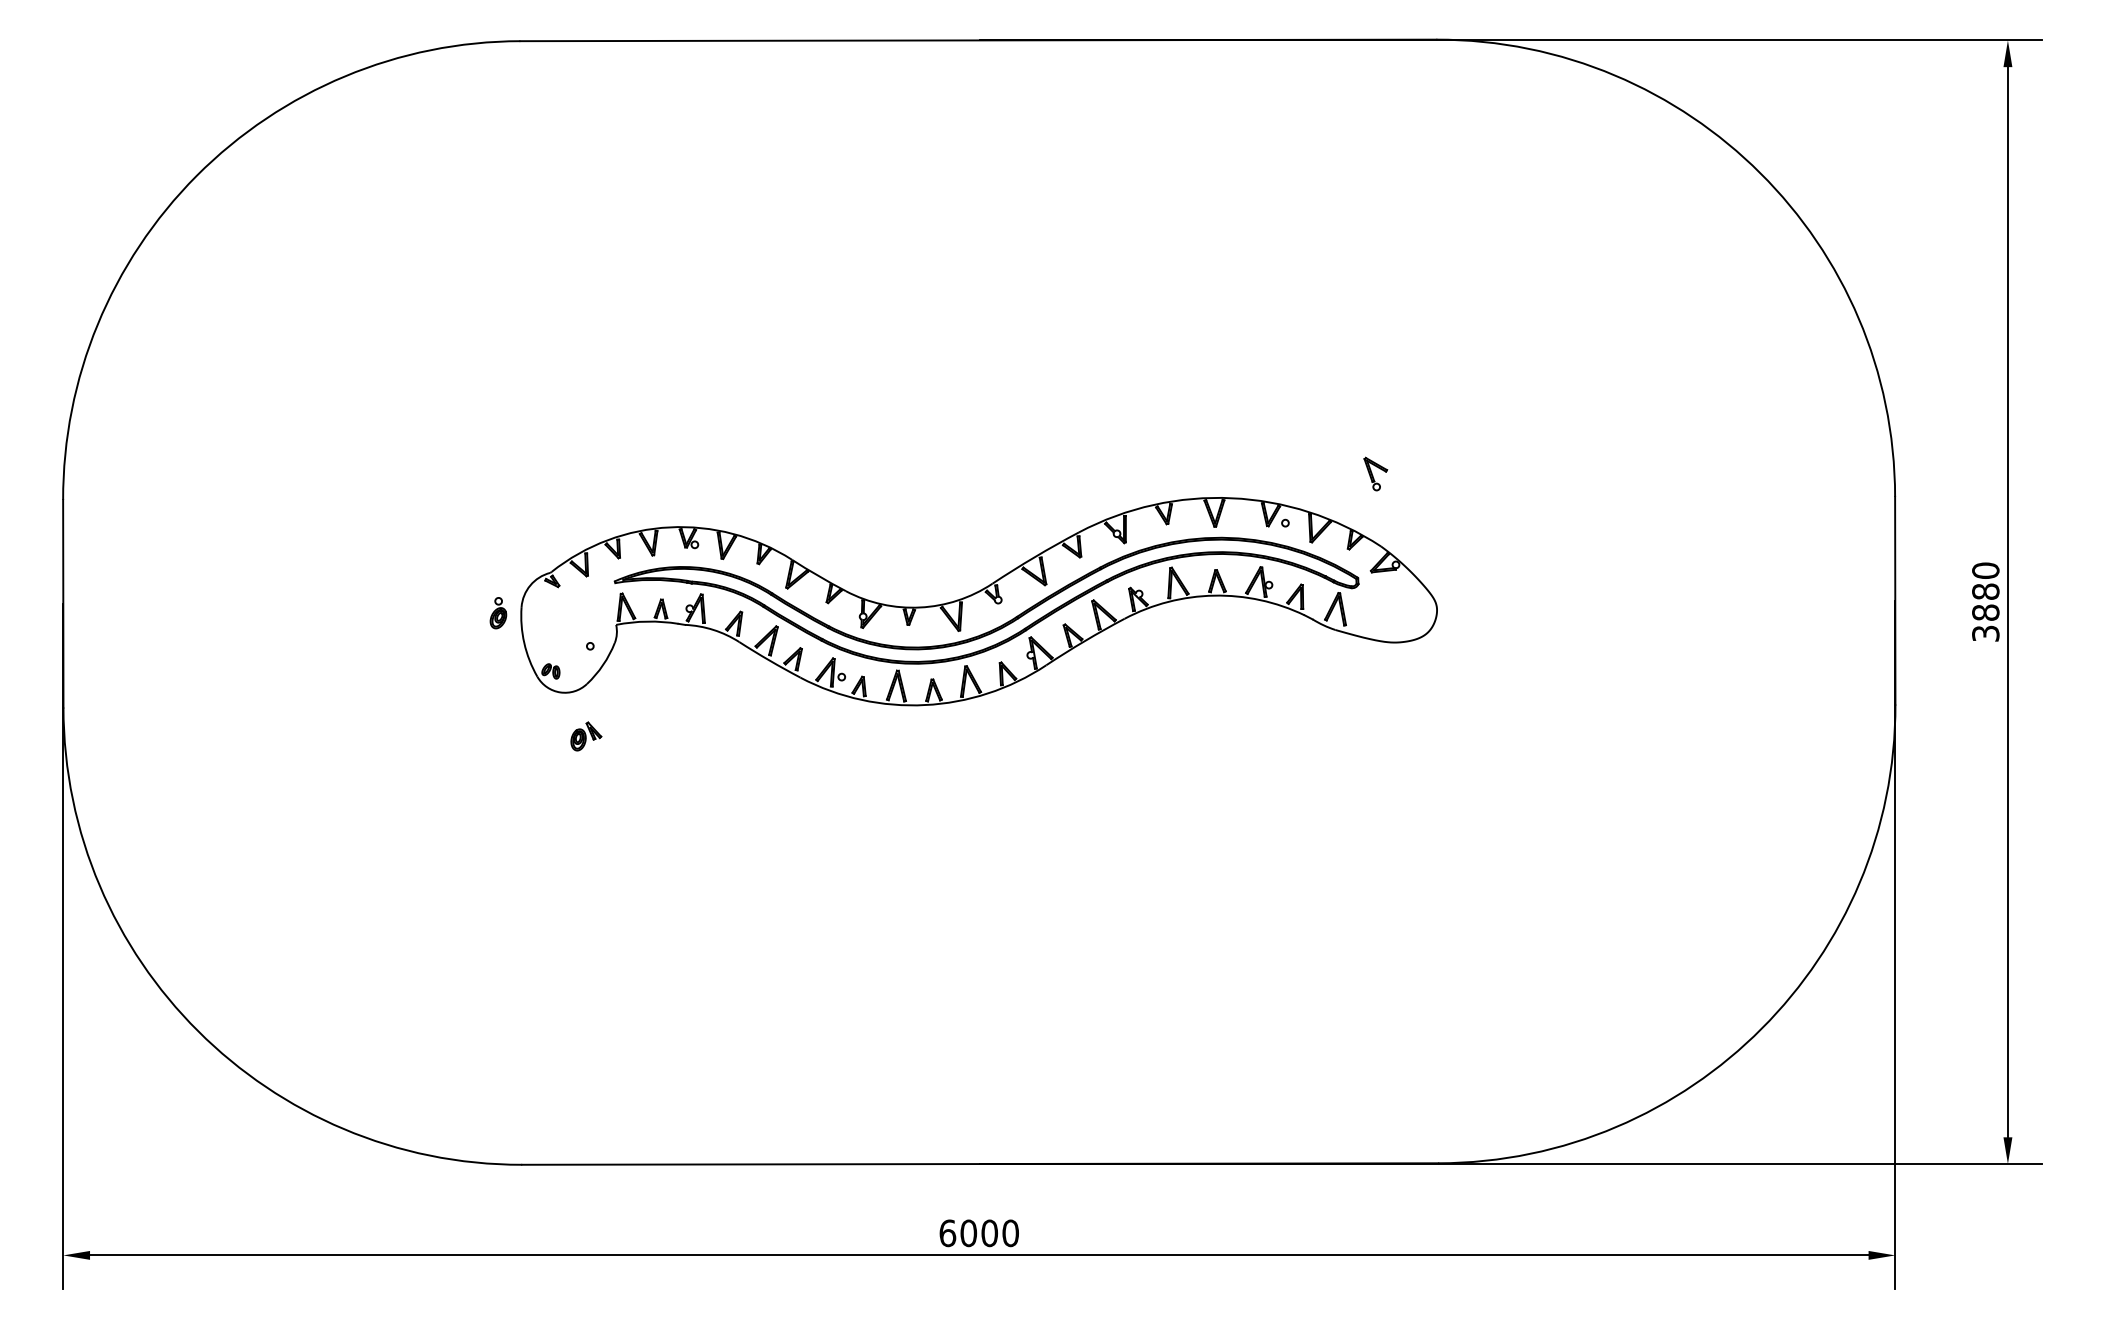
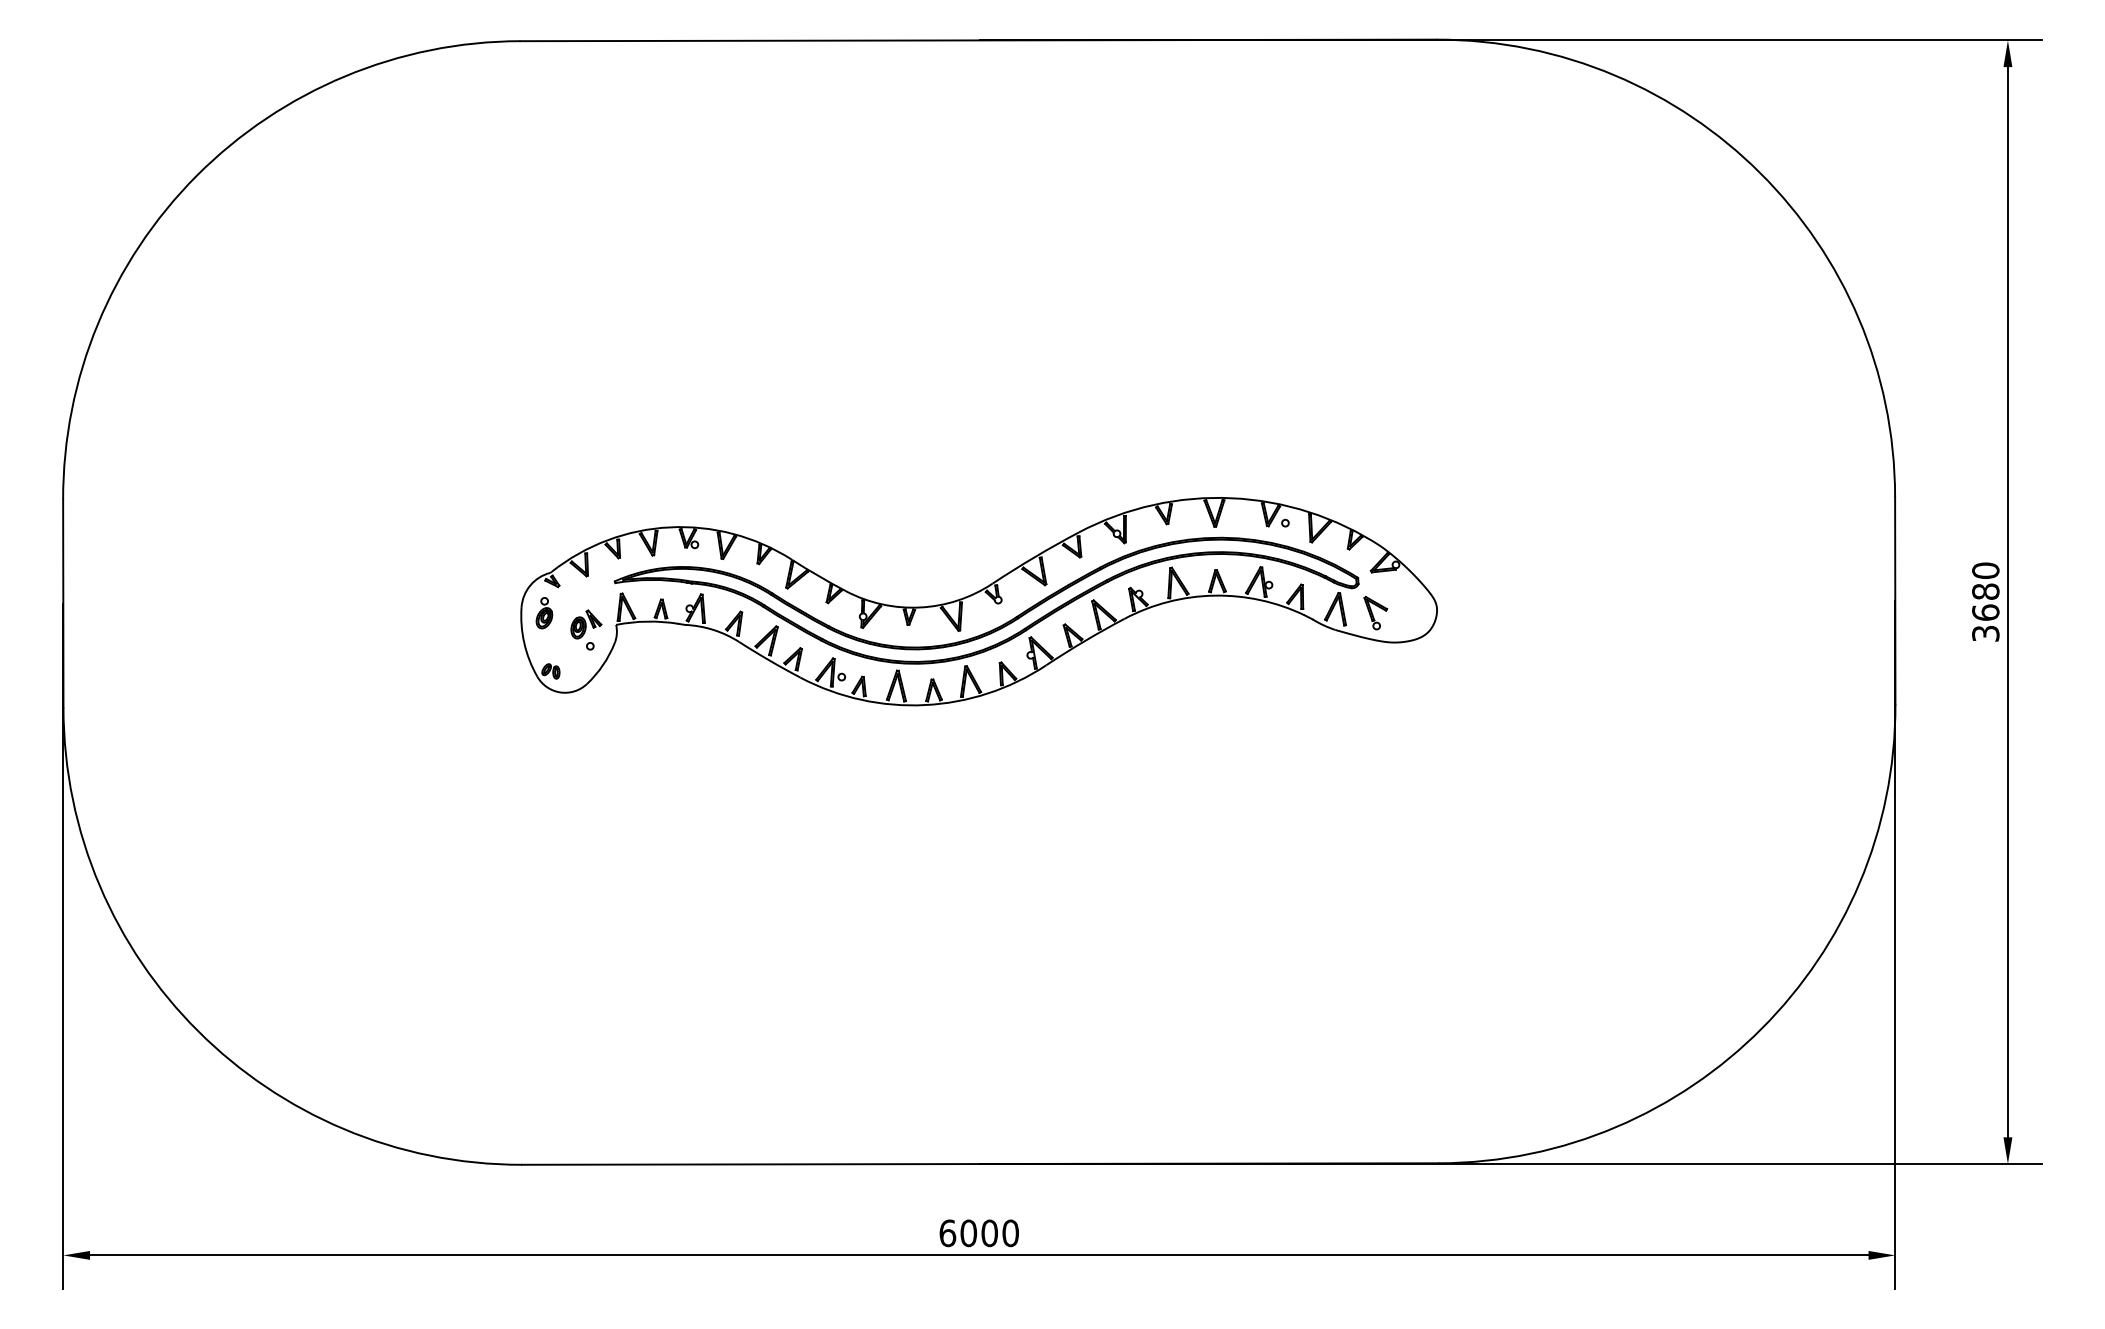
part position: (1375, 473) -> (1375, 612) (1375, 612)
text: 3880 -> 3680 (1985, 612)
part position: (498, 613) -> (544, 613) (544, 613)
part position: (586, 736) -> (586, 624) (586, 624)
